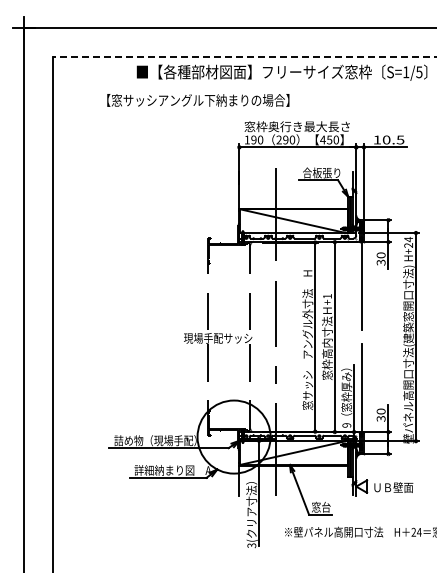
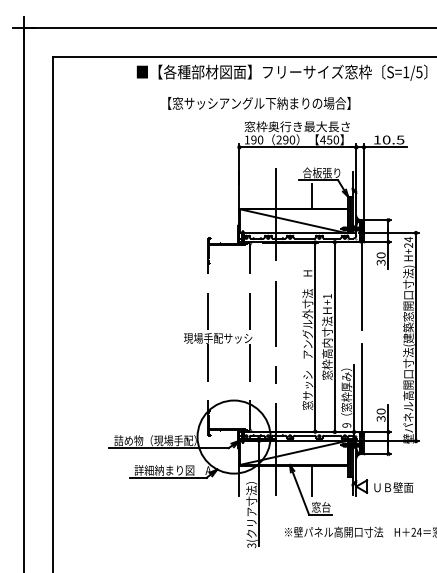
line: dashed -> solid (244, 57)
text position: (198, 100) -> (259, 103) (259, 103)
line: none -> present (312, 195)
line: none -> present (312, 480)
